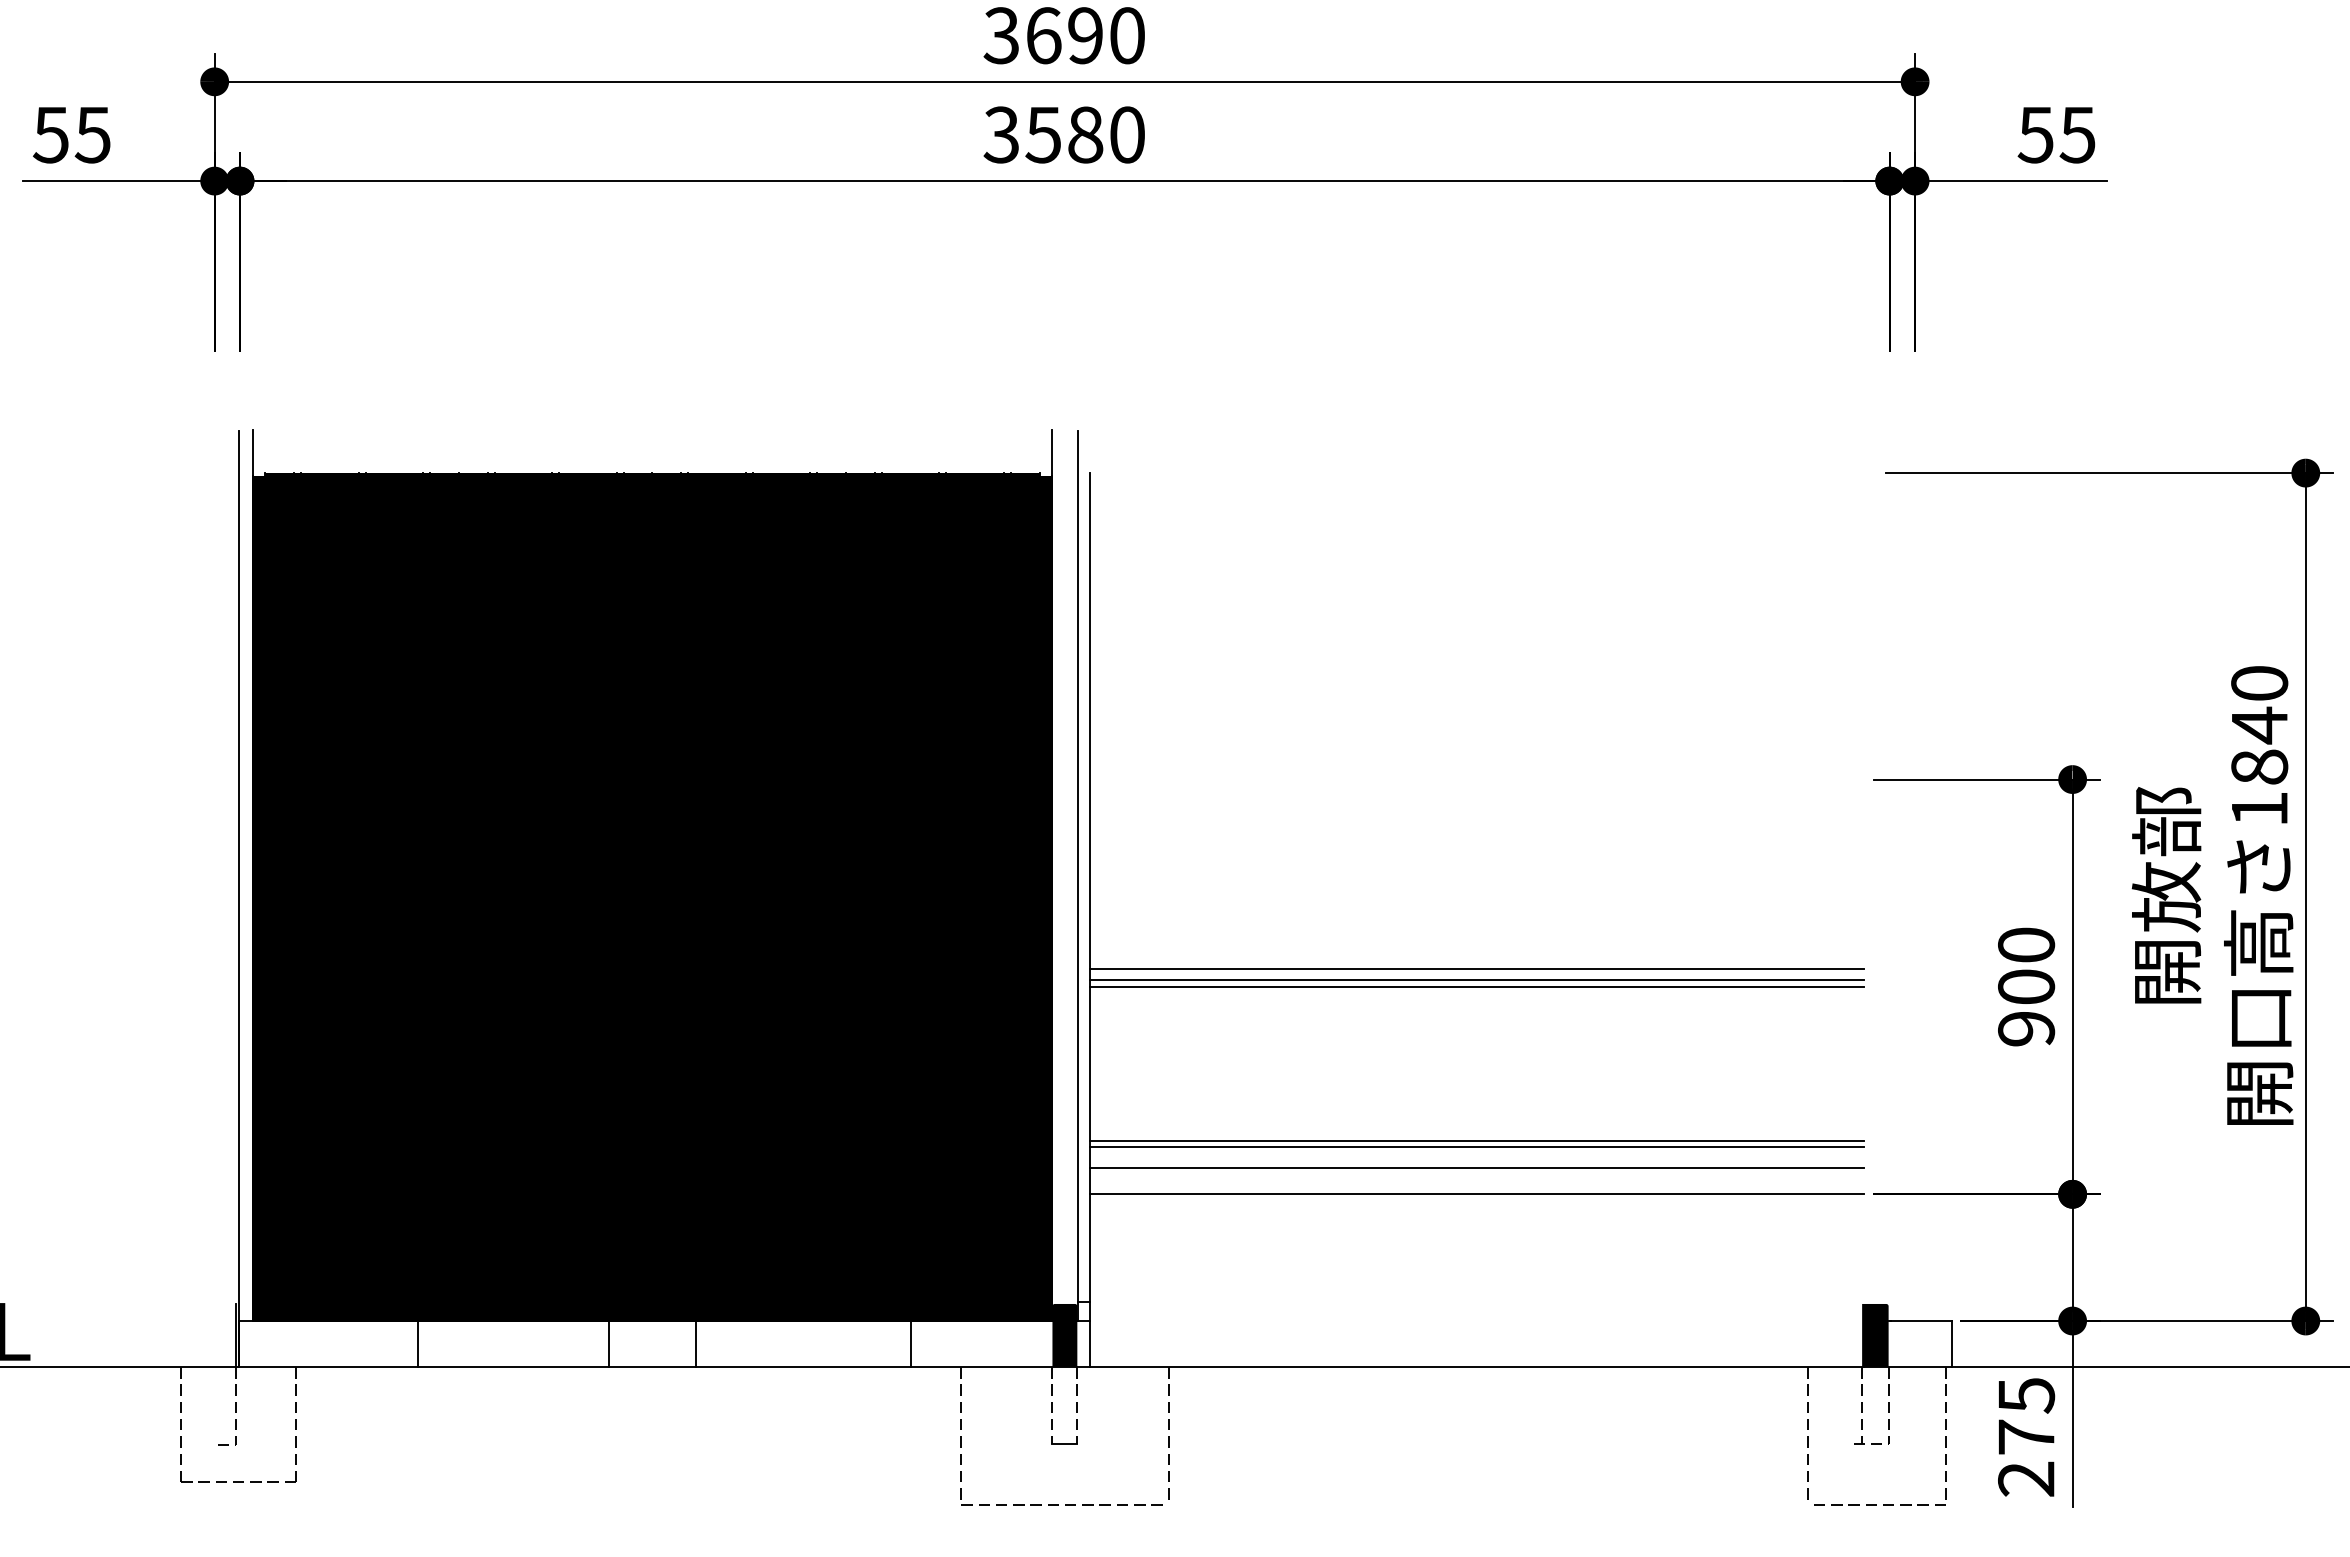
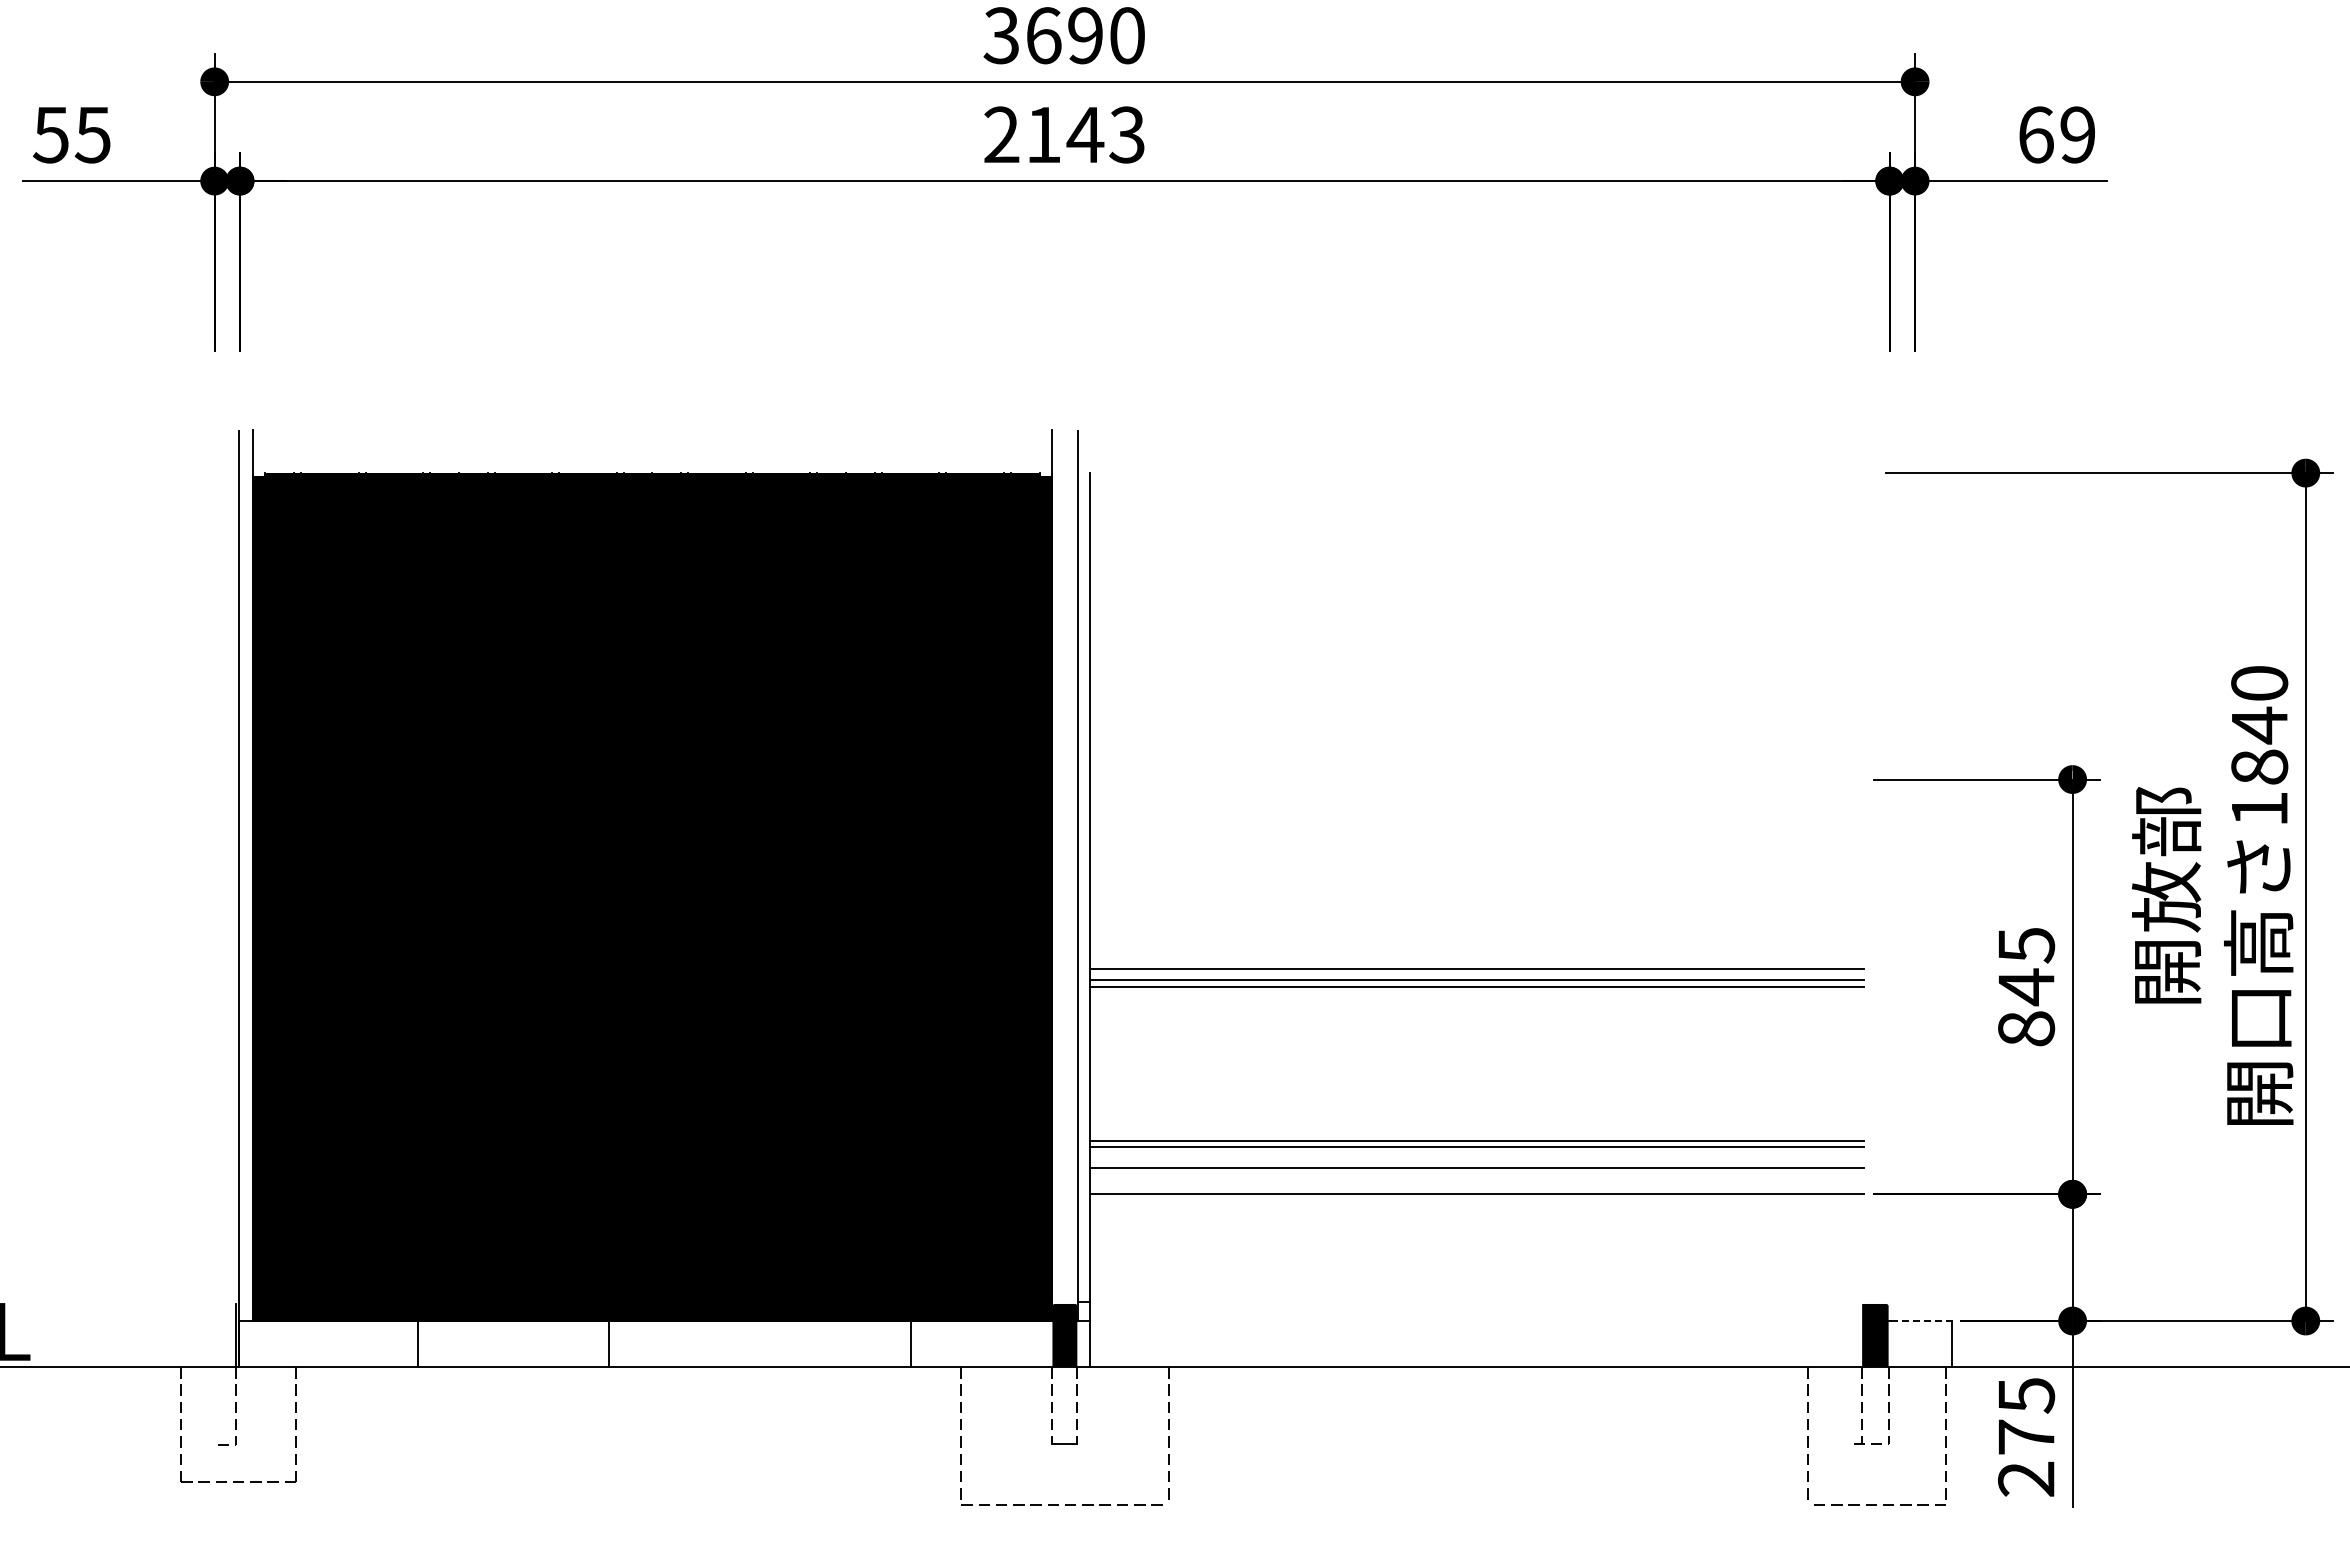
text: 3580 -> 2143 (1063, 134)
text: 55 -> 69 (2056, 134)
text: 900 -> 845 (2026, 986)
line: solid -> dashed (1922, 1321)
line: present -> none (696, 1344)
